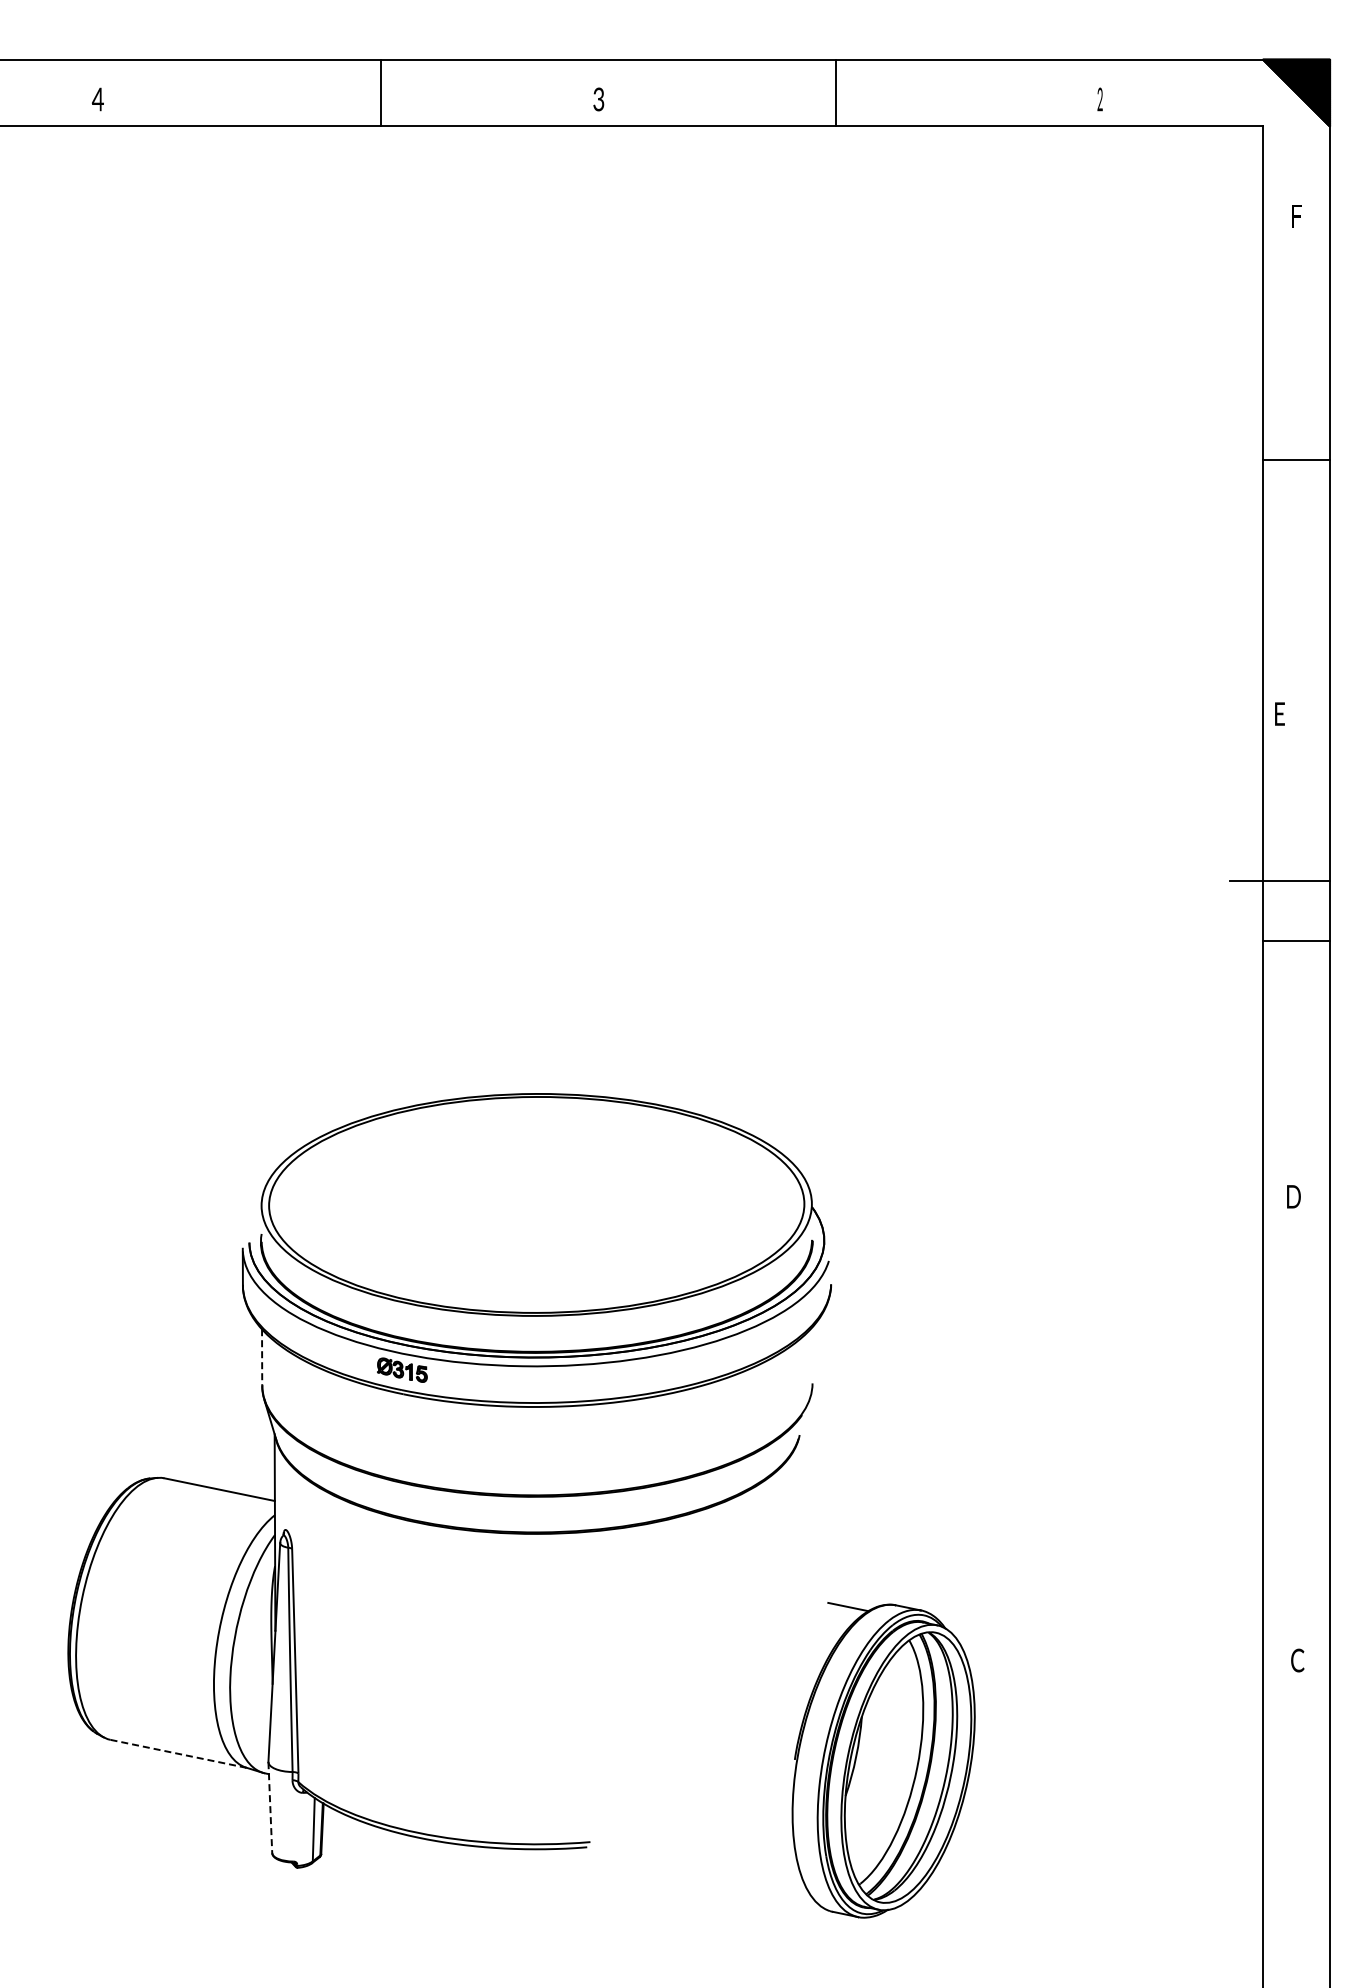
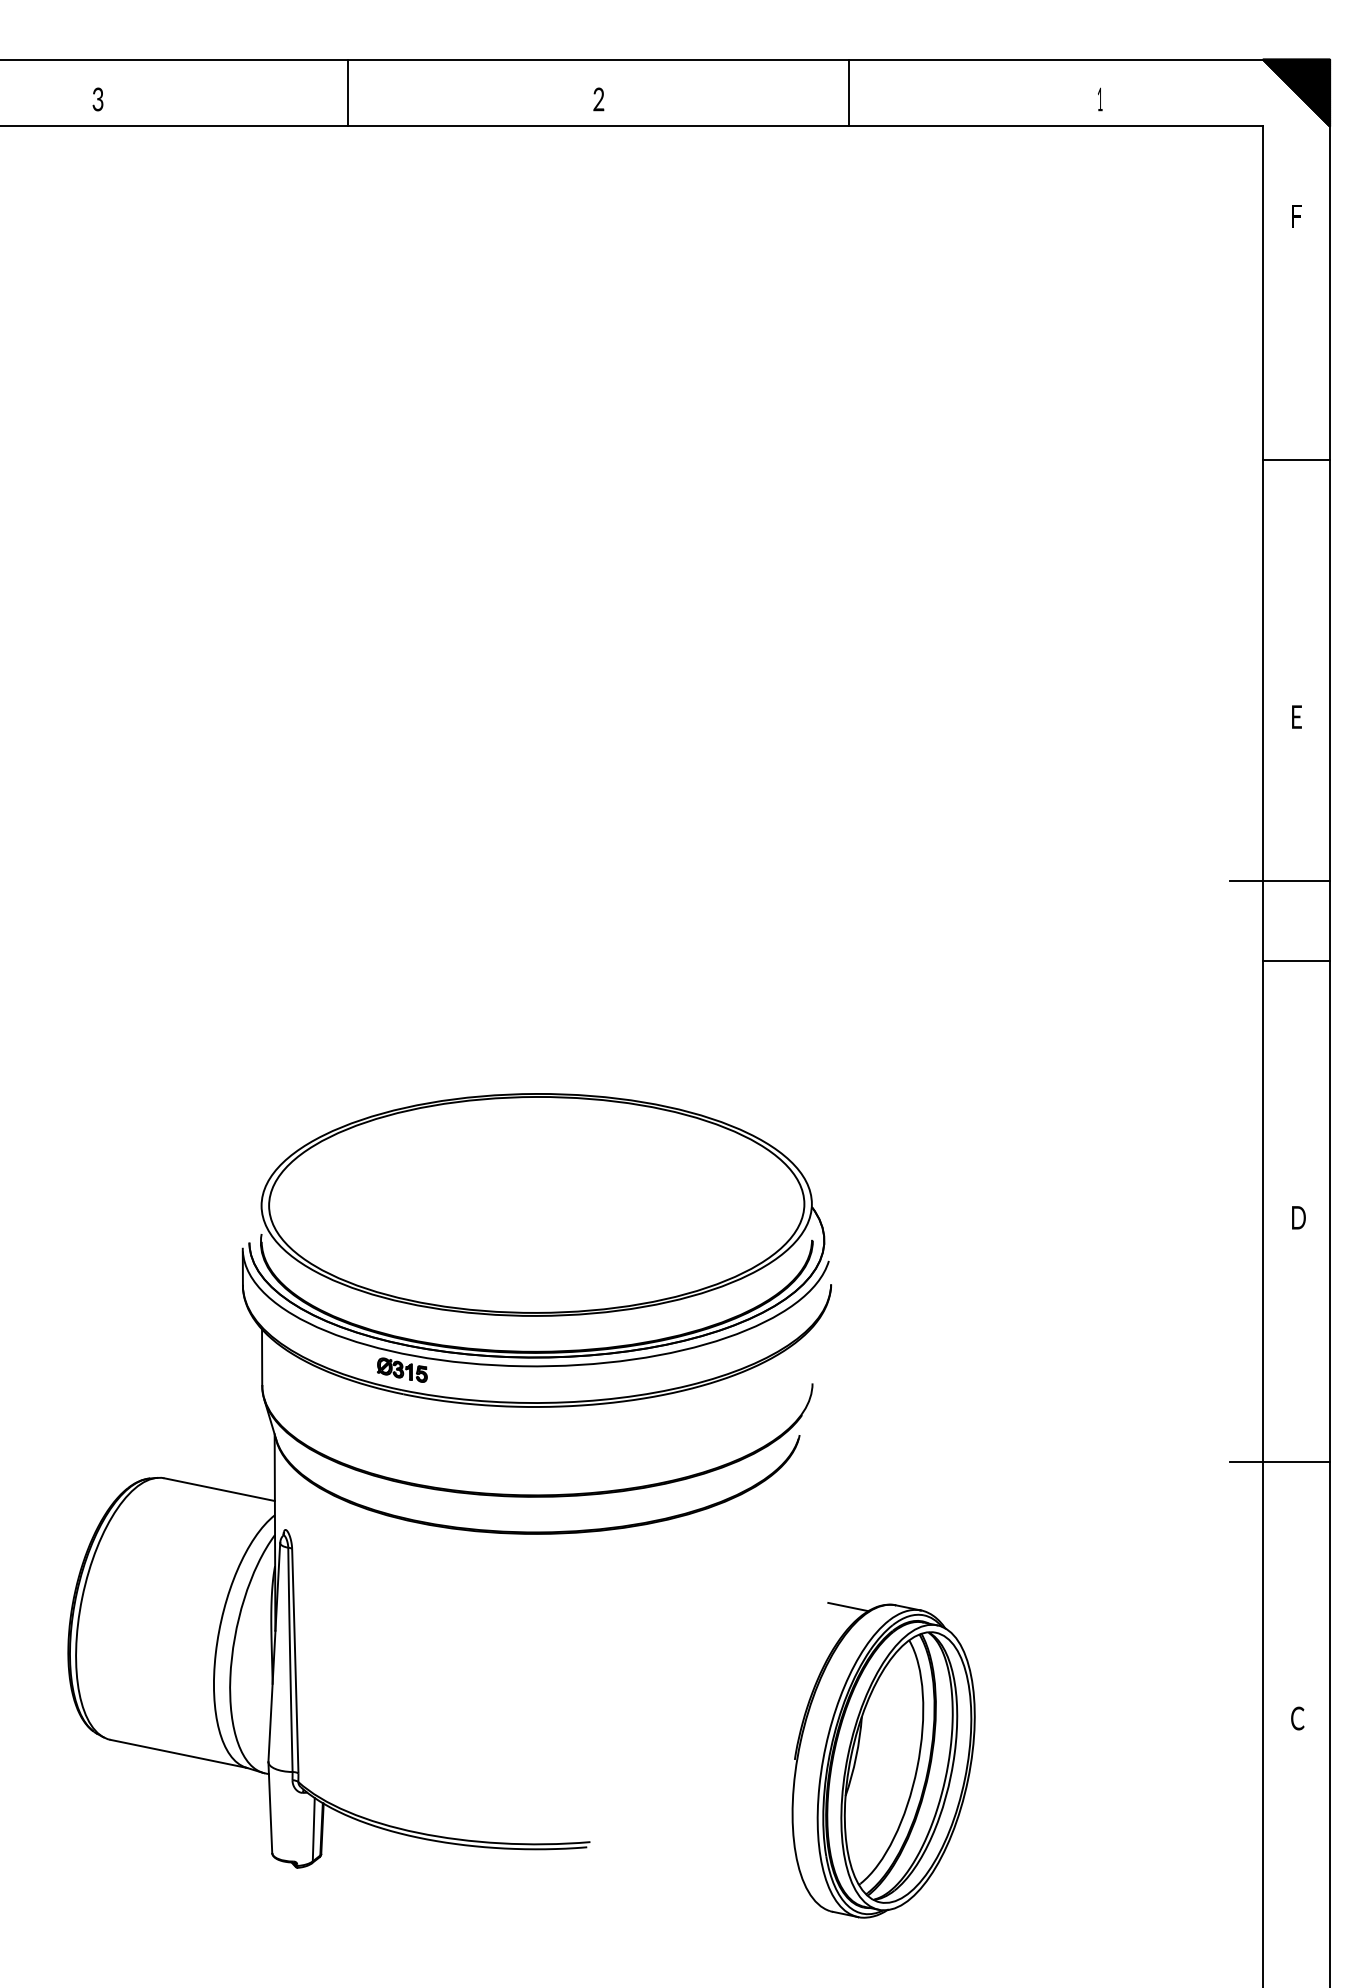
line position: (381, 92) -> (348, 92) (348, 92)
line position: (836, 92) -> (849, 92) (849, 92)
text: 4 -> 3 (97, 99)
text: 2 -> 1 (1099, 99)
text: 3 -> 2 (598, 102)
text position: (1279, 713) -> (1296, 716) (1296, 716)
line position: (1296, 940) -> (1296, 960) (1296, 960)
text position: (1293, 1196) -> (1298, 1217) (1298, 1217)
line: dashed -> solid (262, 1357)
line: none -> present (1279, 1461)
text position: (1297, 1660) -> (1297, 1718) (1297, 1718)
line: dashed -> solid (178, 1753)
line: dashed -> solid (270, 1808)
